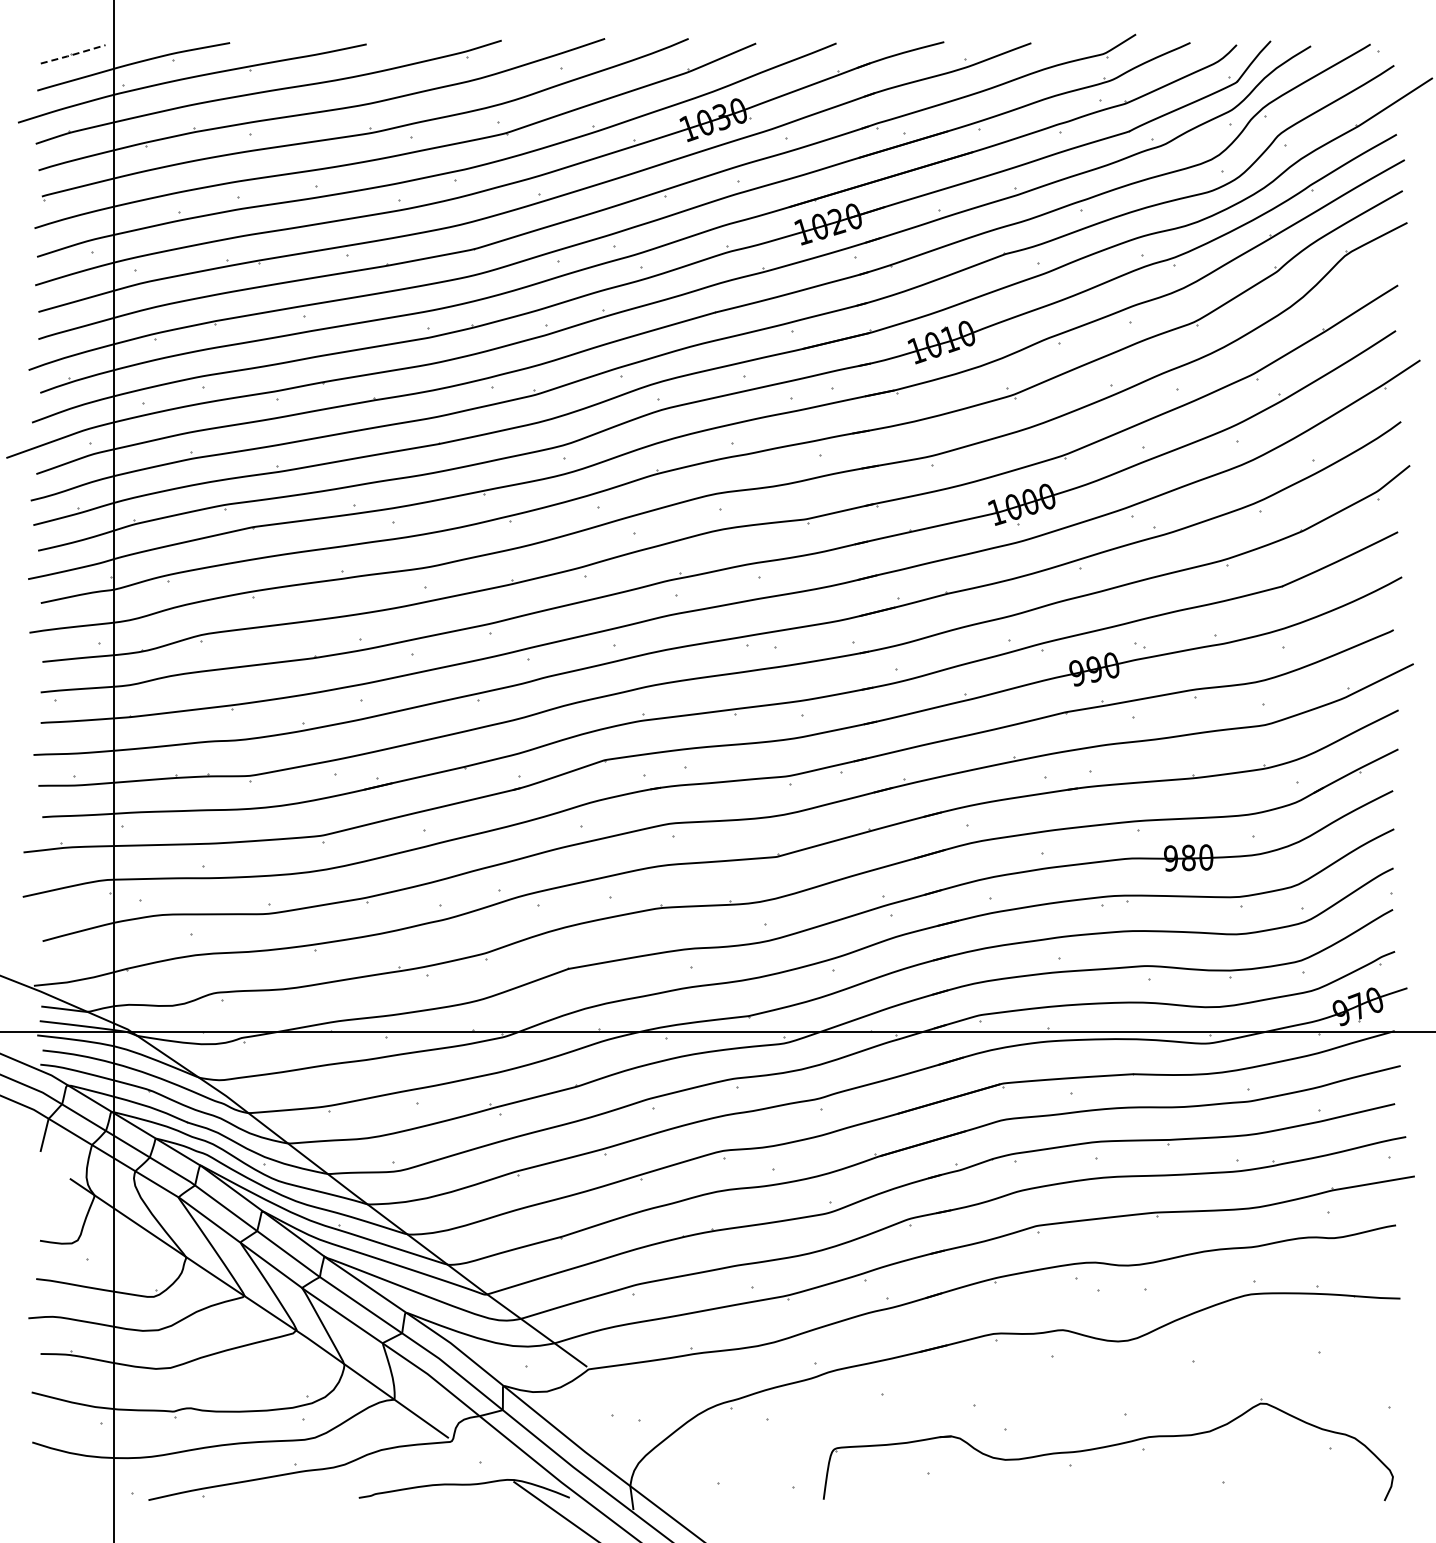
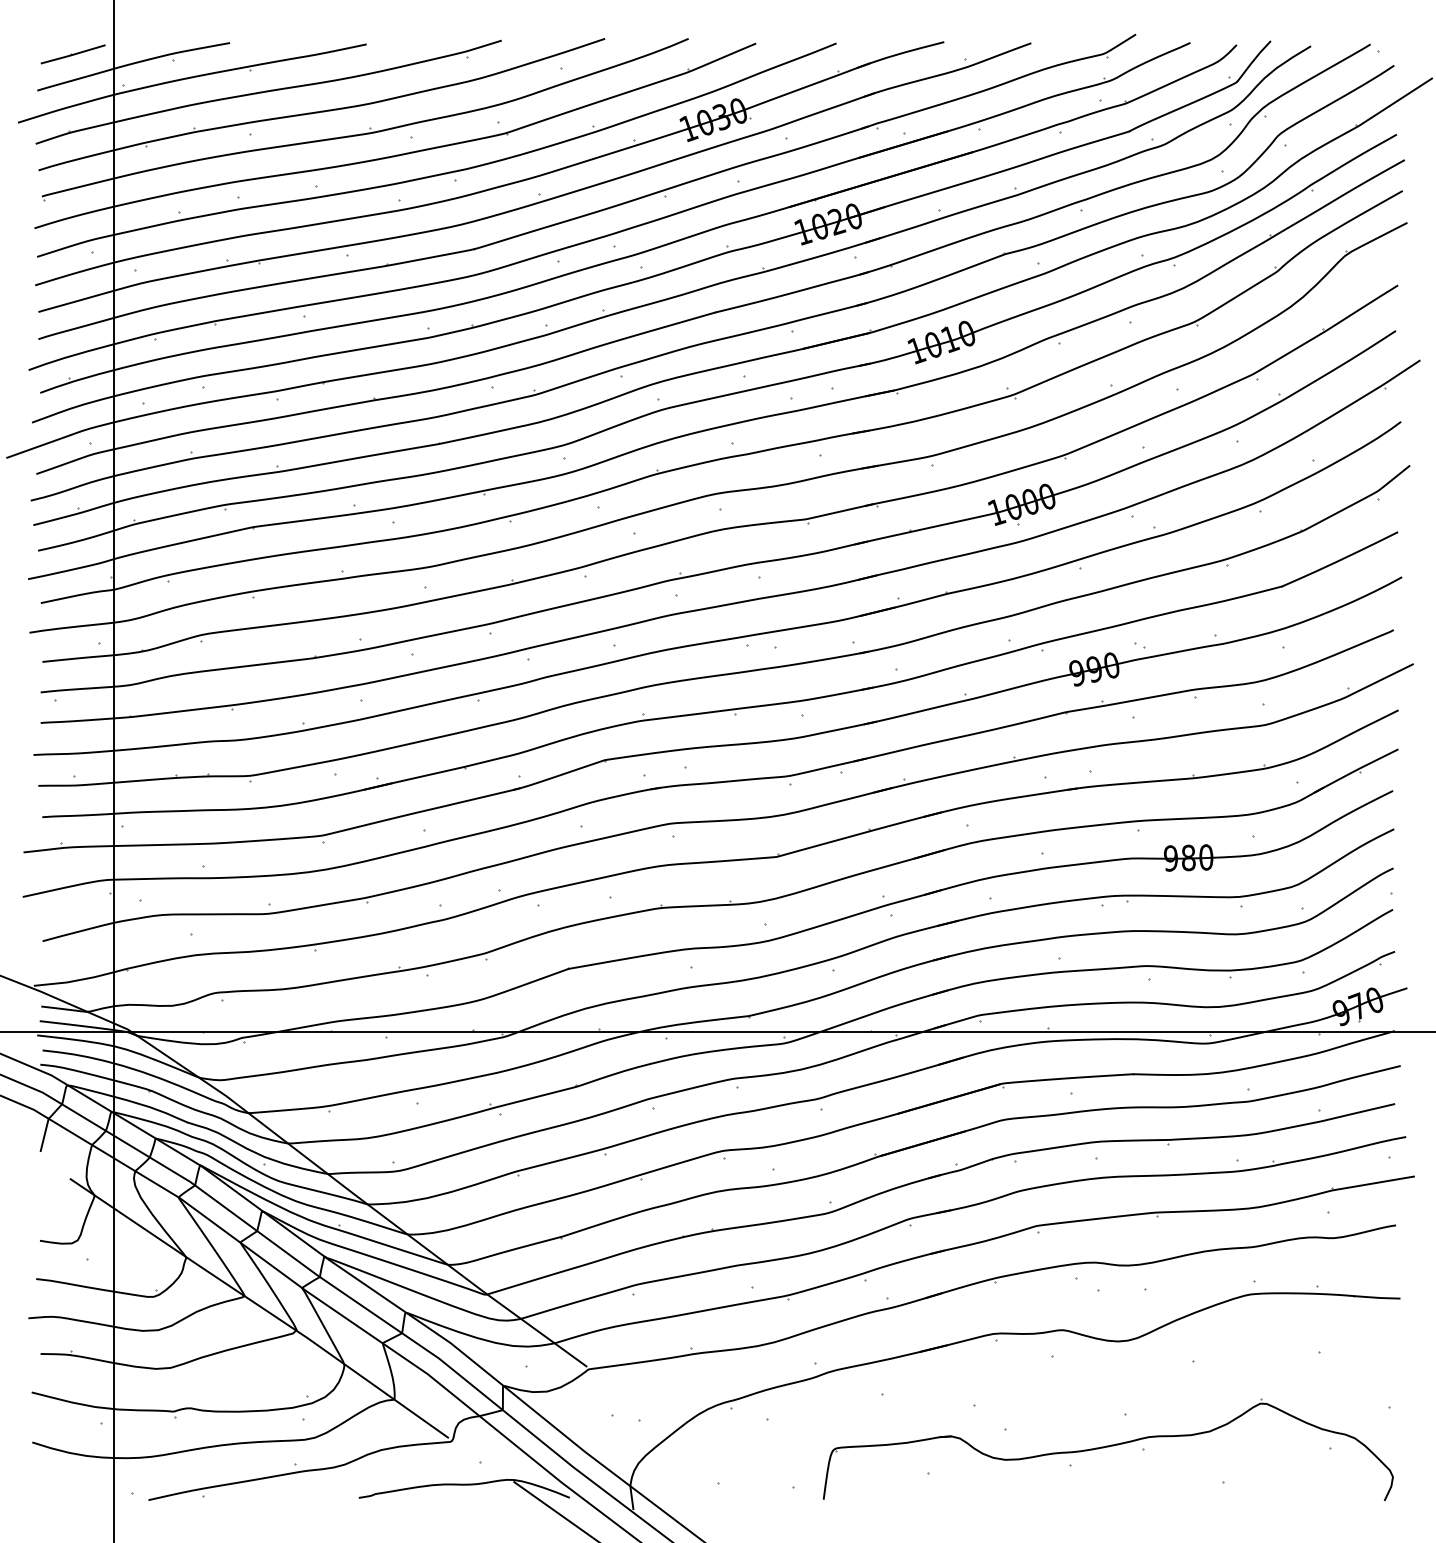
line: dashed -> solid (72, 54)
